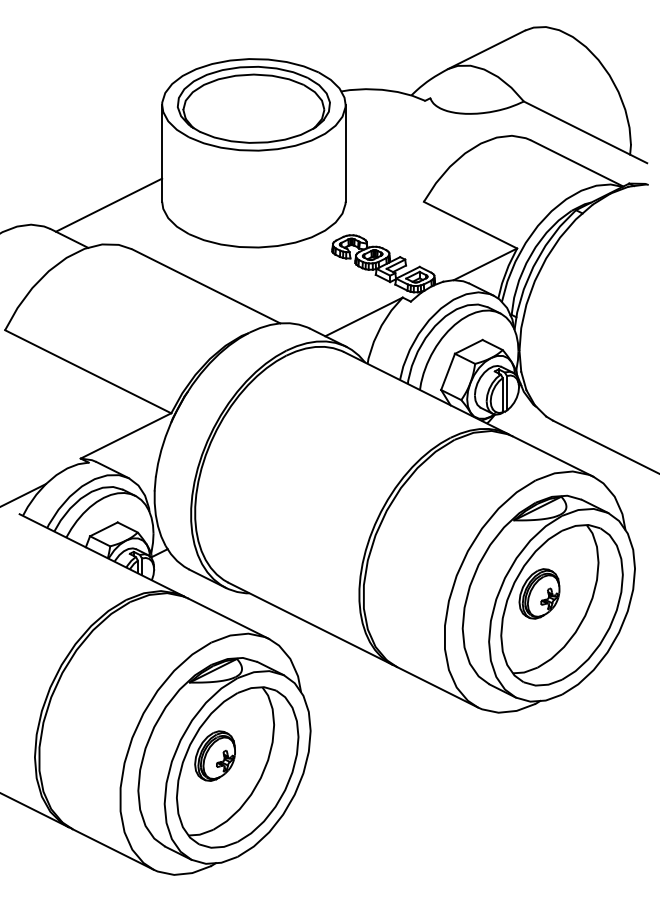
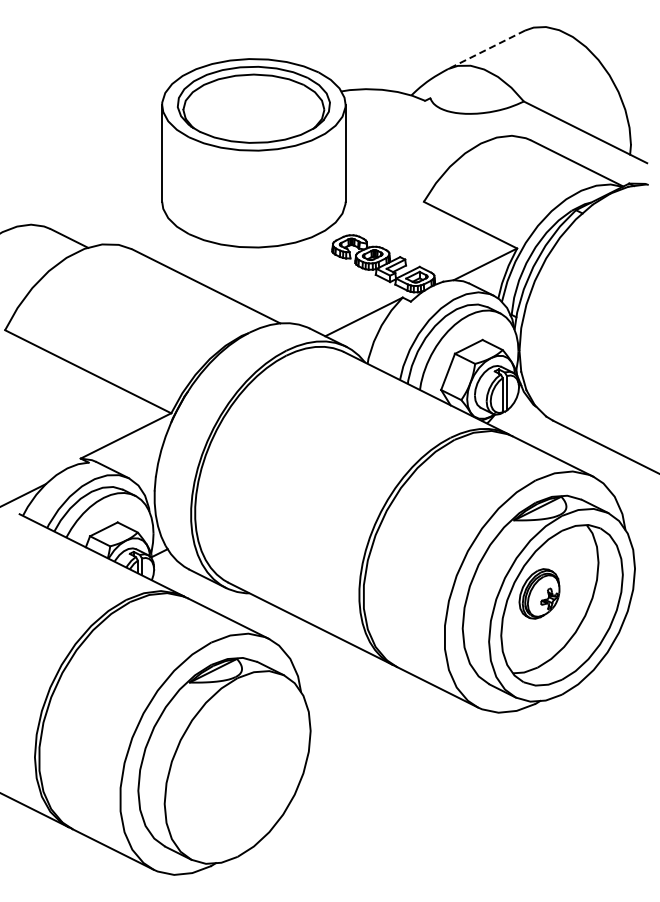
line: solid -> dashed (486, 50)
line: present -> none (108, 204)
part: present -> none (237, 767)
